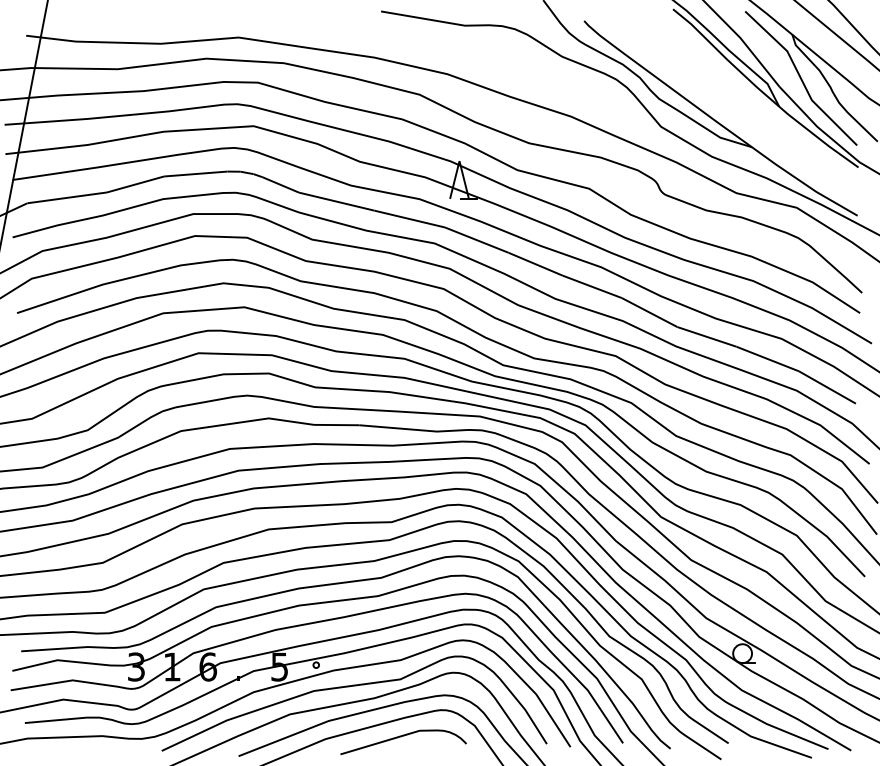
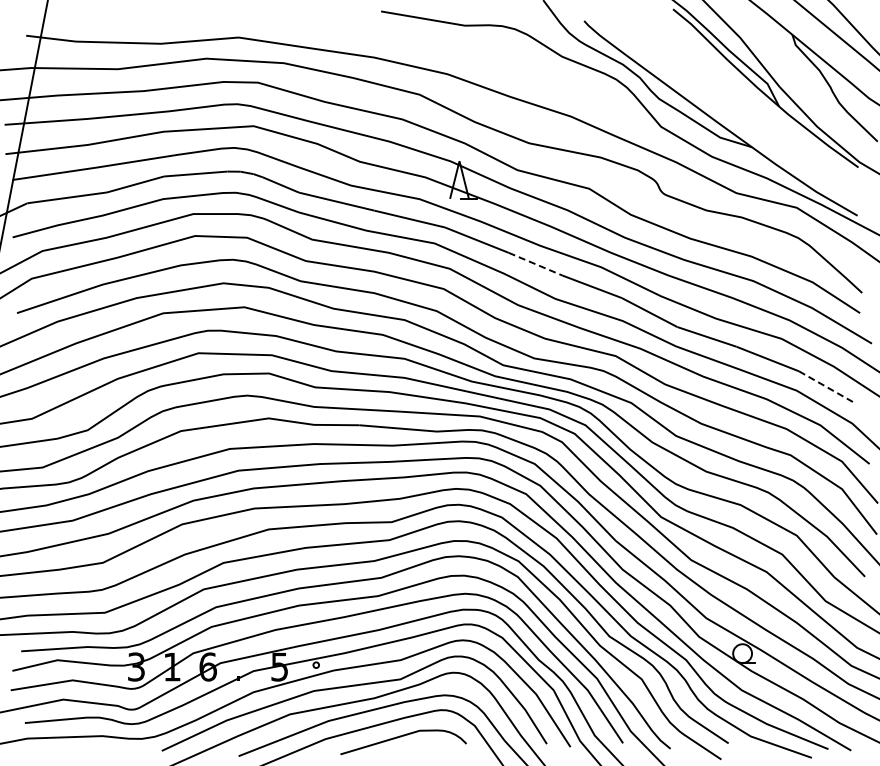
line: present -> none (800, 78)
line: solid -> dashed (536, 264)
line: solid -> dashed (827, 387)
